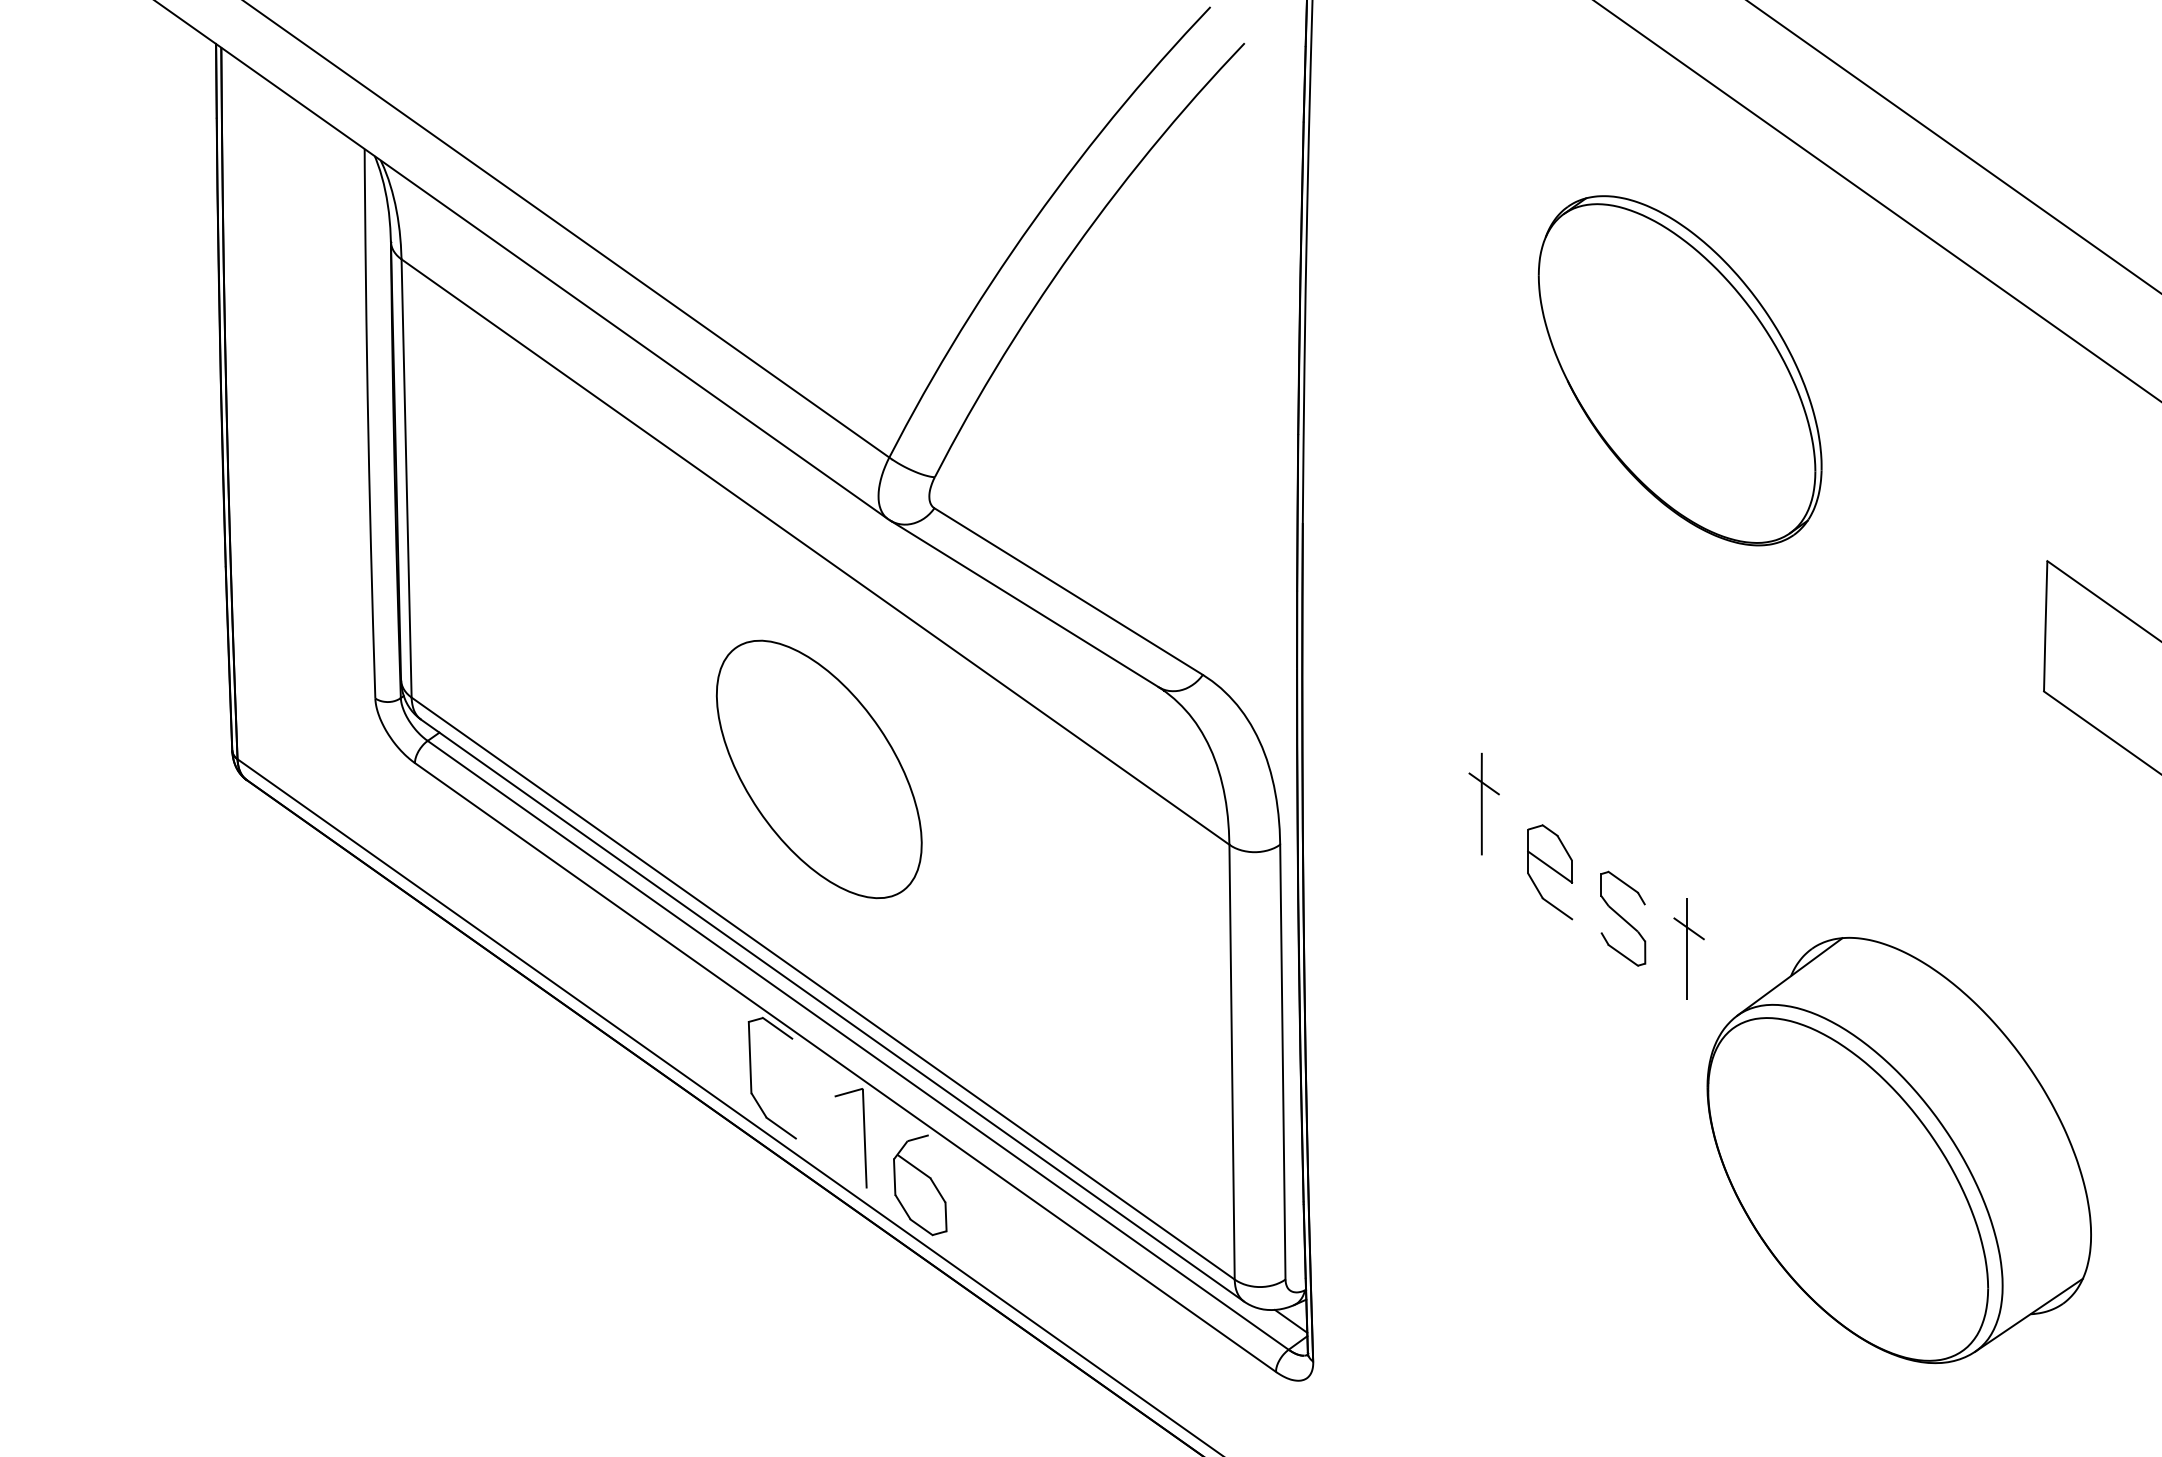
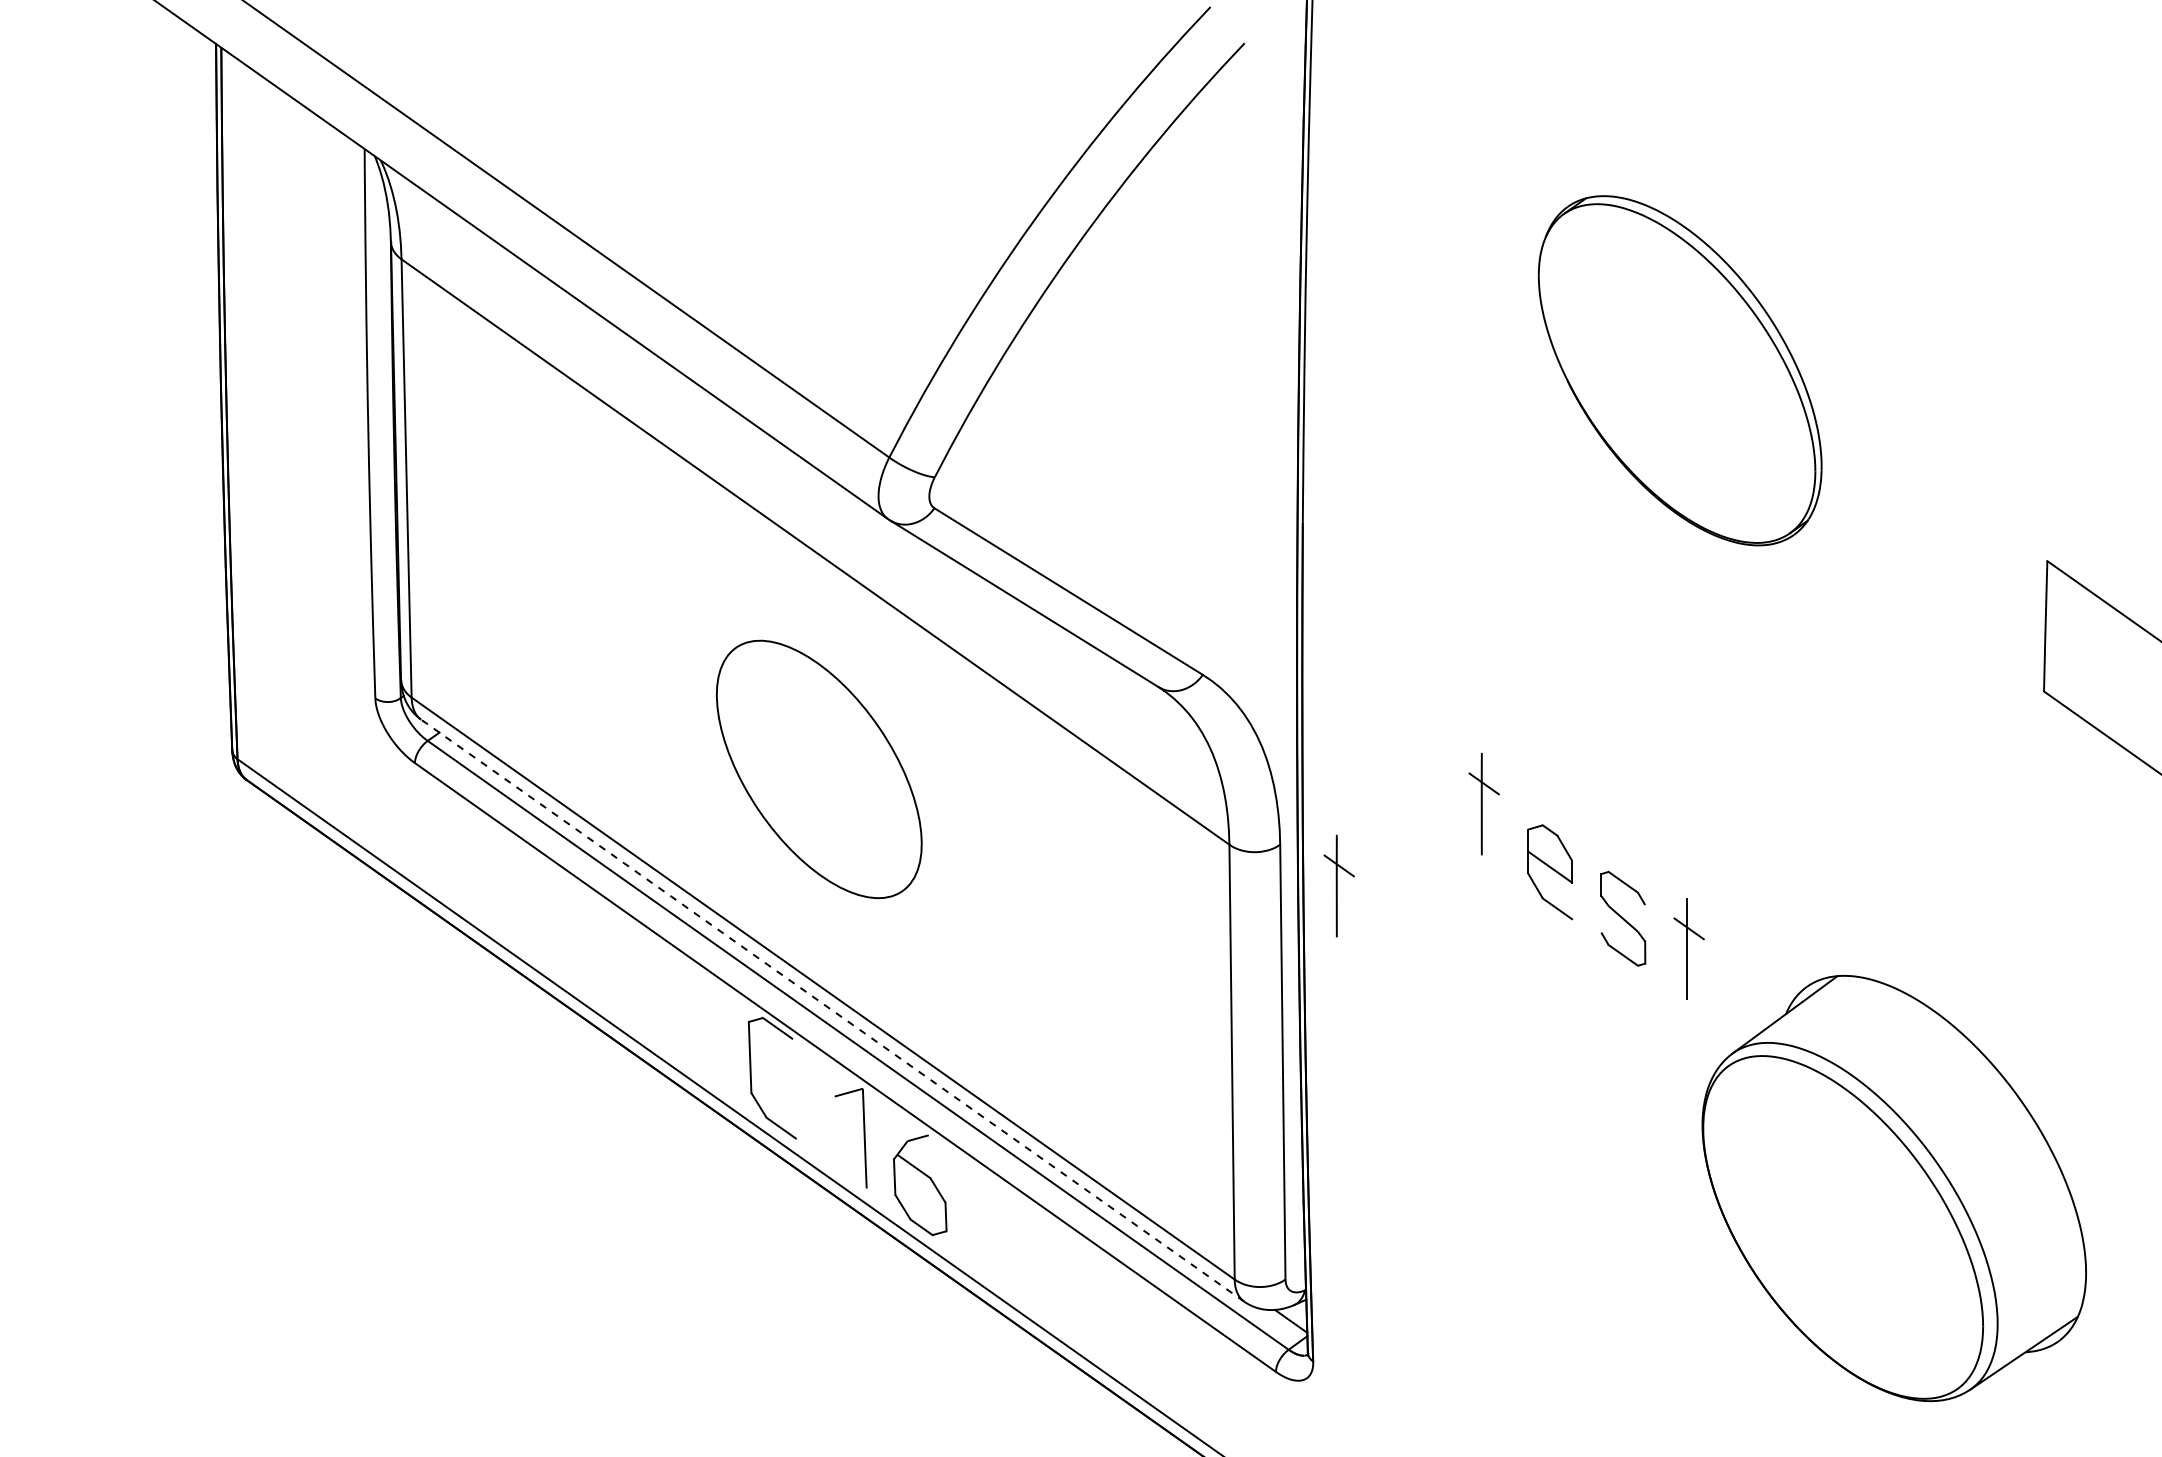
line: present -> none (1953, 146)
line: present -> none (1877, 201)
part: none -> present (1338, 885)
line: solid -> dashed (832, 1010)
part position: (1898, 1150) -> (1893, 1188) (1893, 1188)
